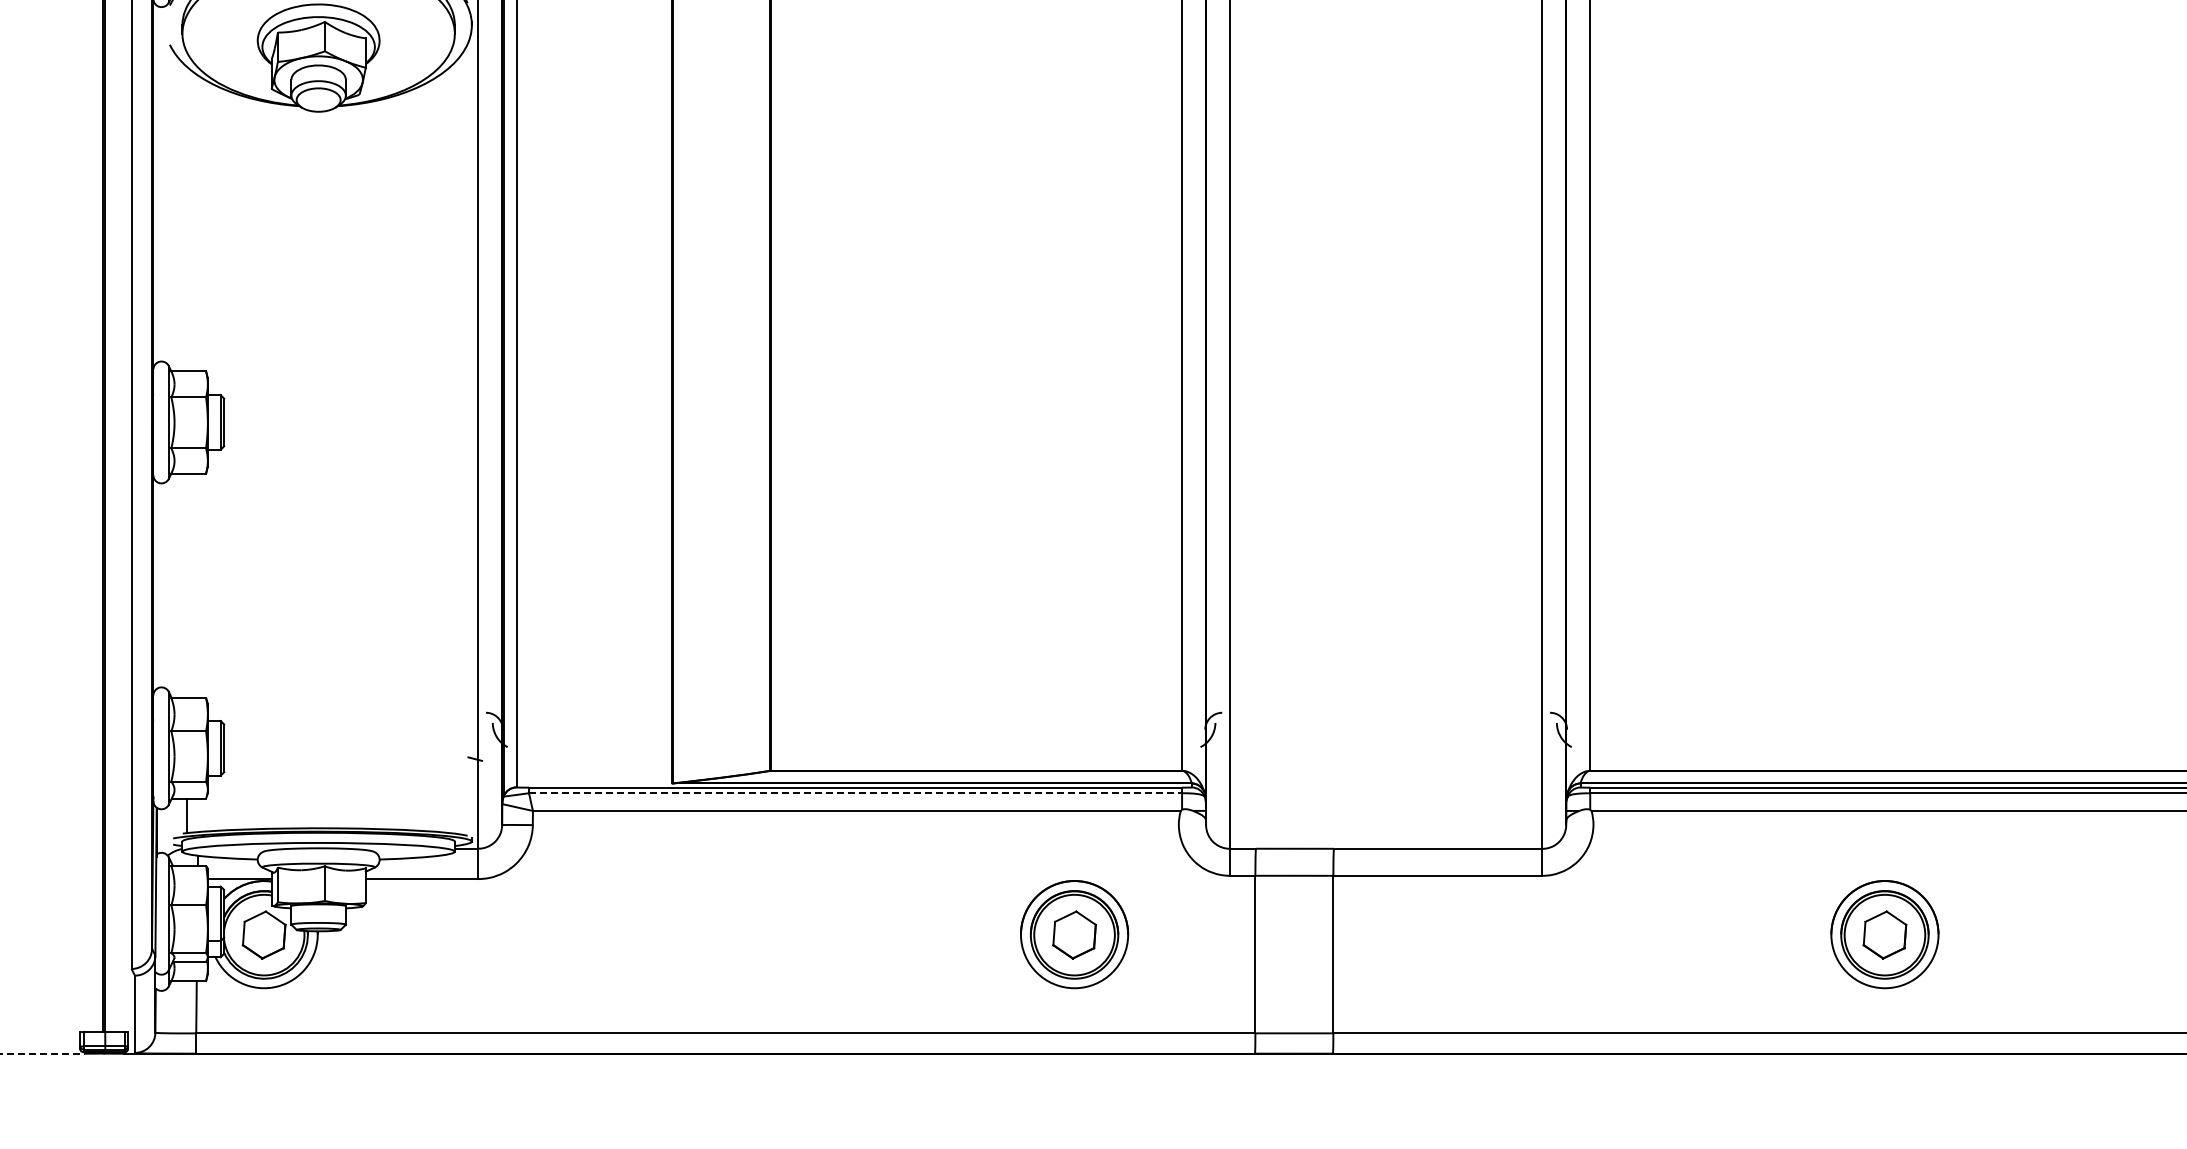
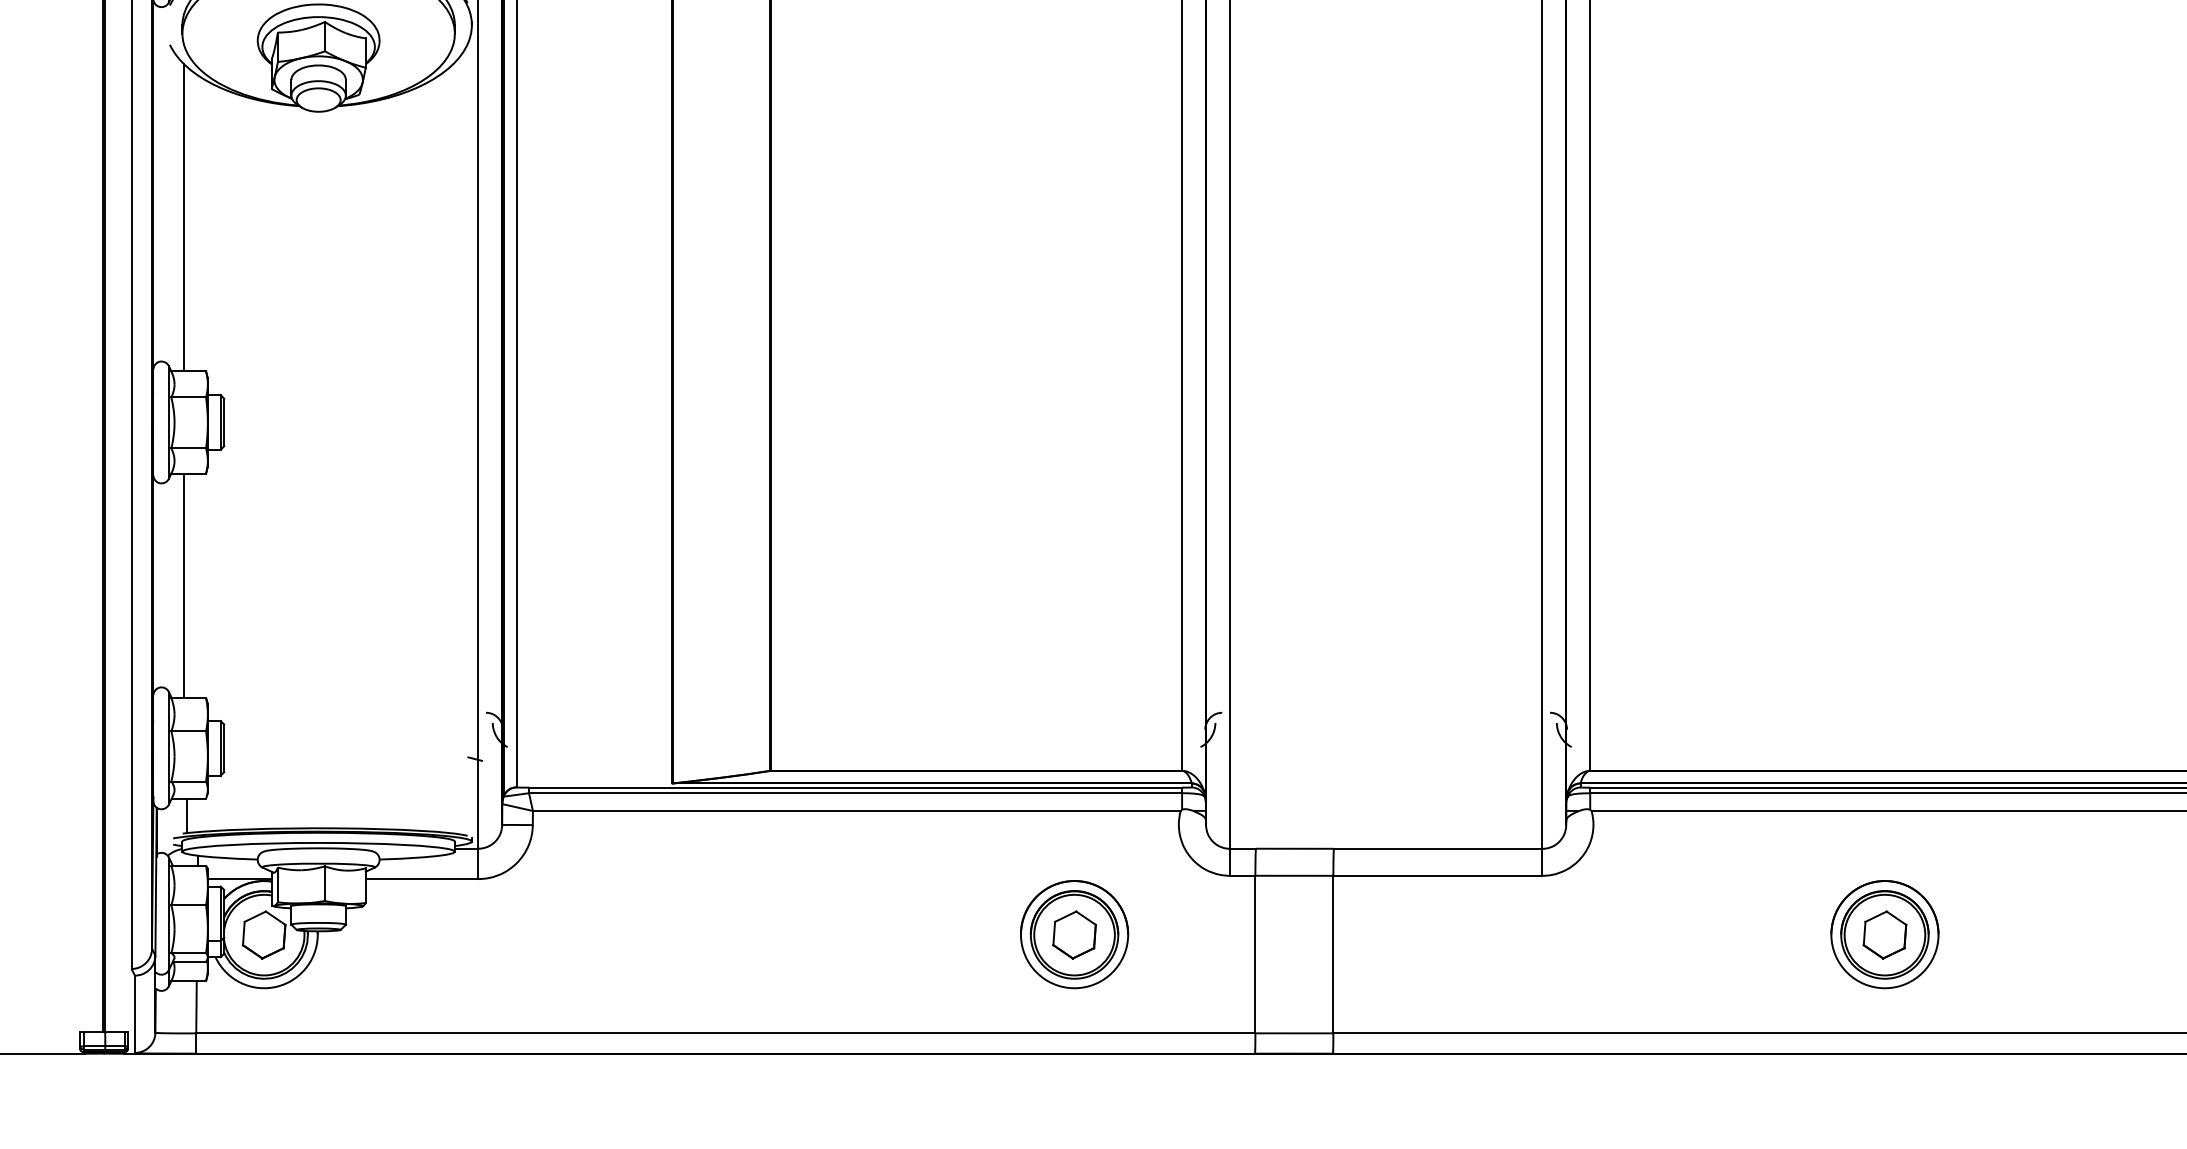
line: none -> present (184, 217)
line: none -> present (184, 585)
line: dashed -> solid (855, 793)
line: dashed -> solid (42, 1053)
